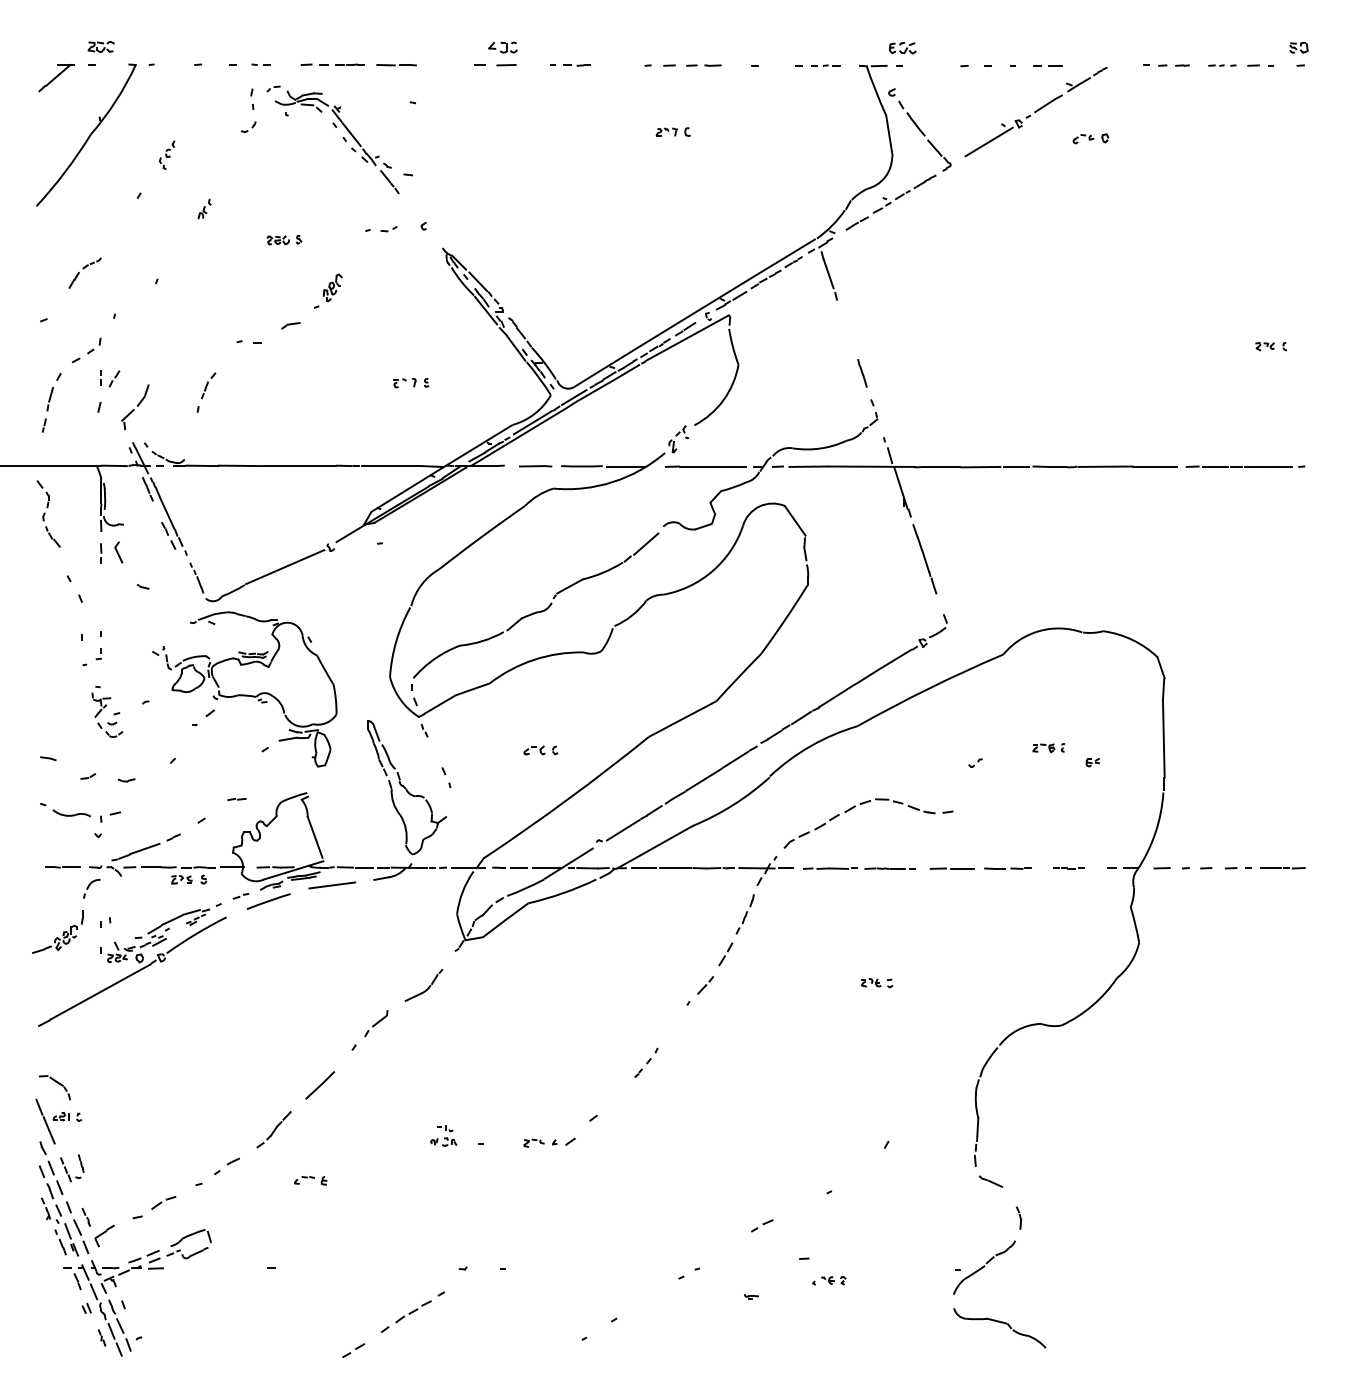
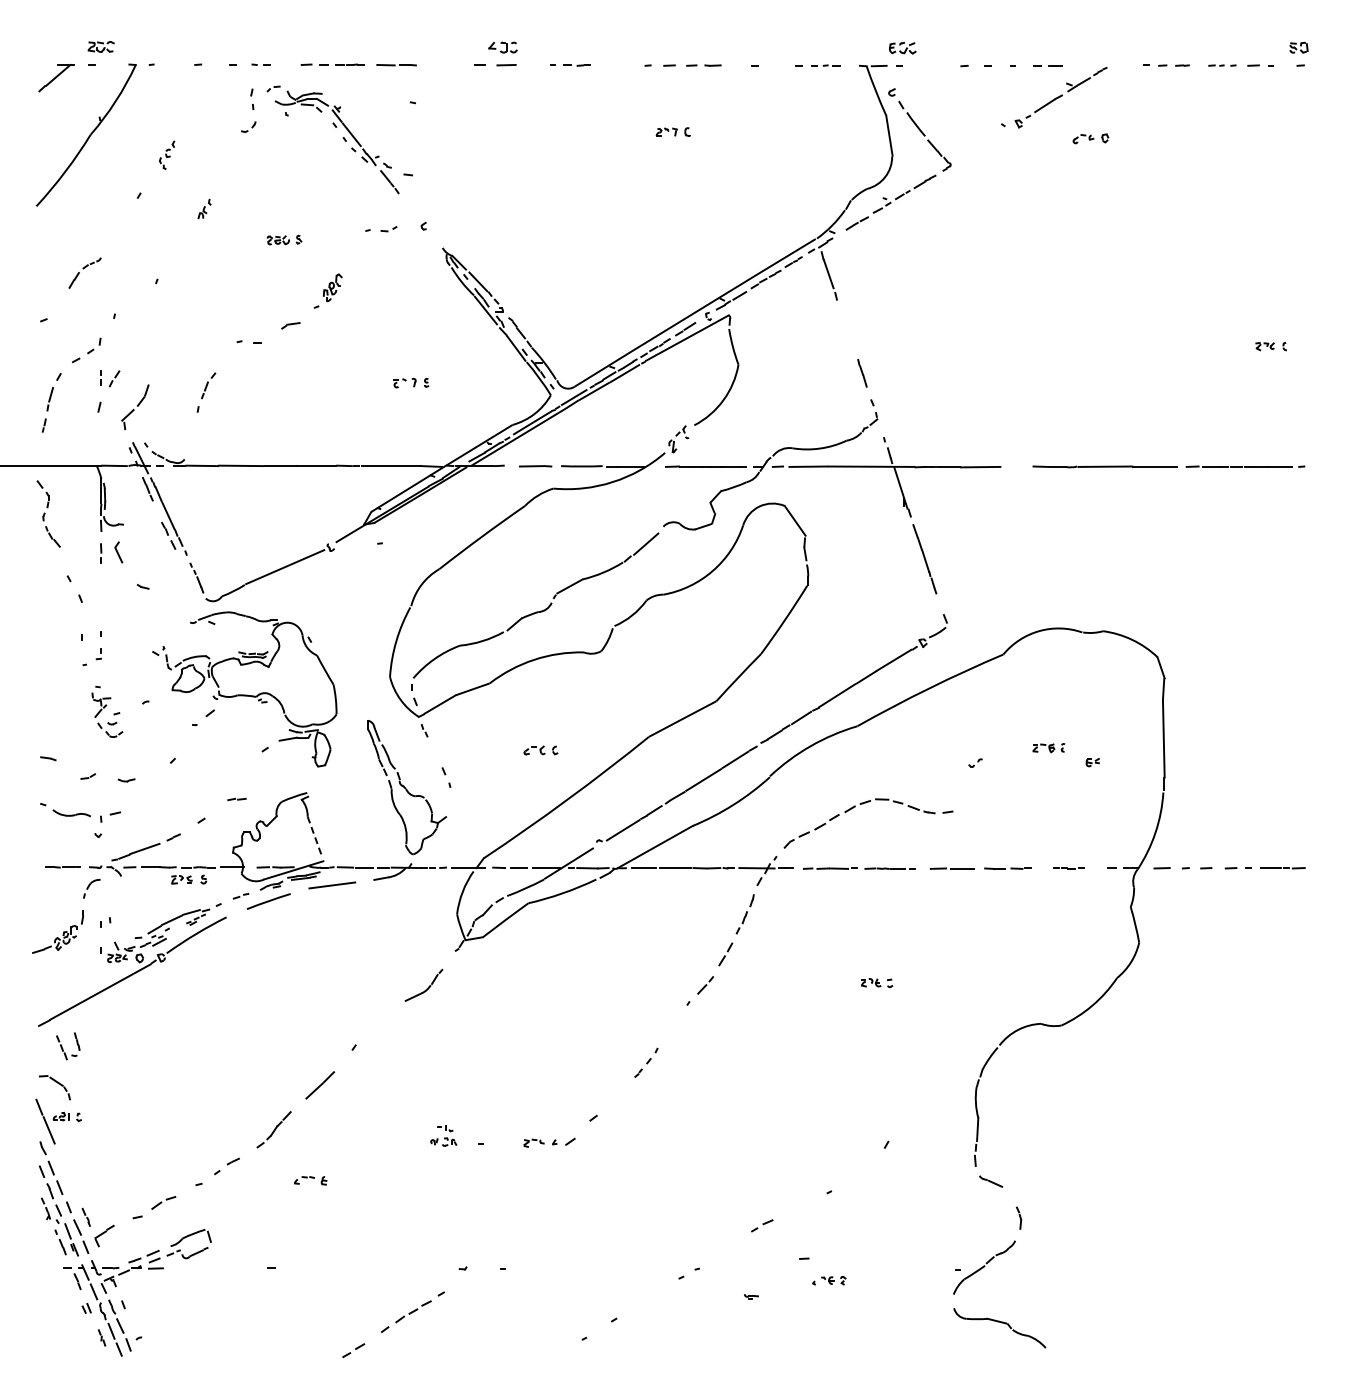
line: present -> none (988, 141)
line: present -> none (1016, 466)
line: solid -> dashed (315, 837)
part: present -> none (376, 1023)
part position: (72, 1168) -> (68, 1046) (68, 1046)
